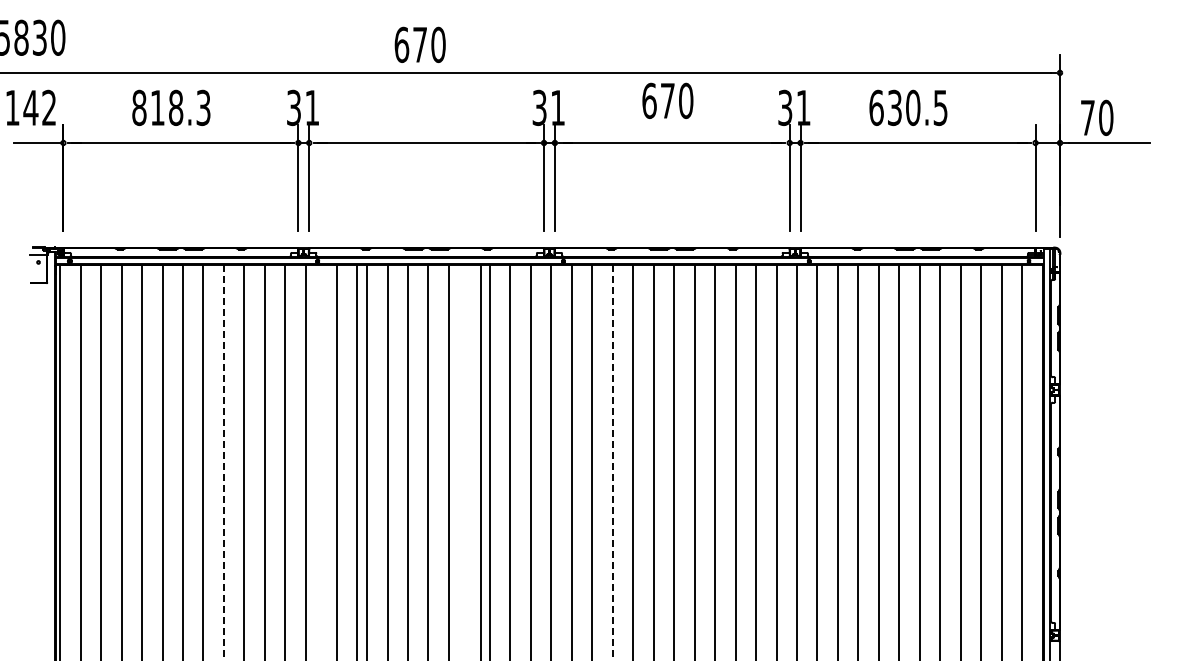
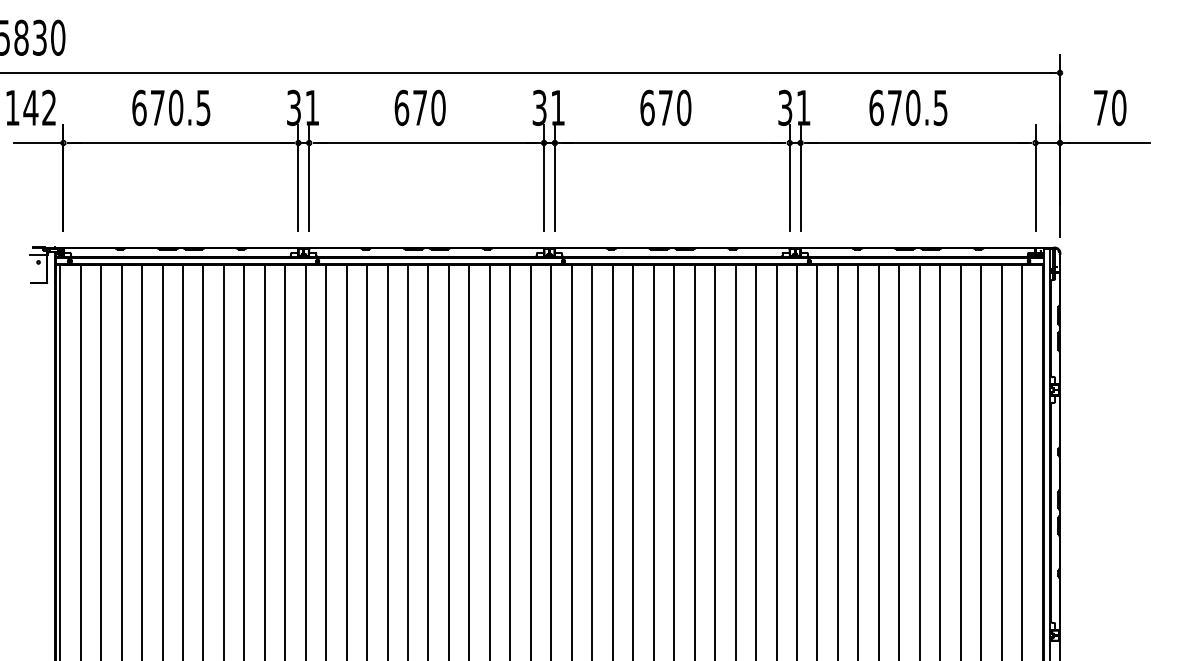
text position: (419, 44) -> (419, 107) (419, 107)
text position: (667, 100) -> (665, 107) (665, 107)
text: 818.3 -> 670.5 (171, 107)
text: 630.5 -> 670.5 (894, 107)
text position: (1097, 117) -> (1110, 107) (1110, 107)
line position: (337, 460) -> (326, 460) (326, 460)
line position: (356, 460) -> (346, 460) (346, 460)
line position: (481, 460) -> (469, 460) (469, 460)
line: dashed -> solid (223, 462)
line: dashed -> solid (612, 462)
